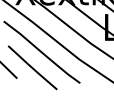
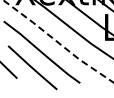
line: solid -> dashed (57, 42)
